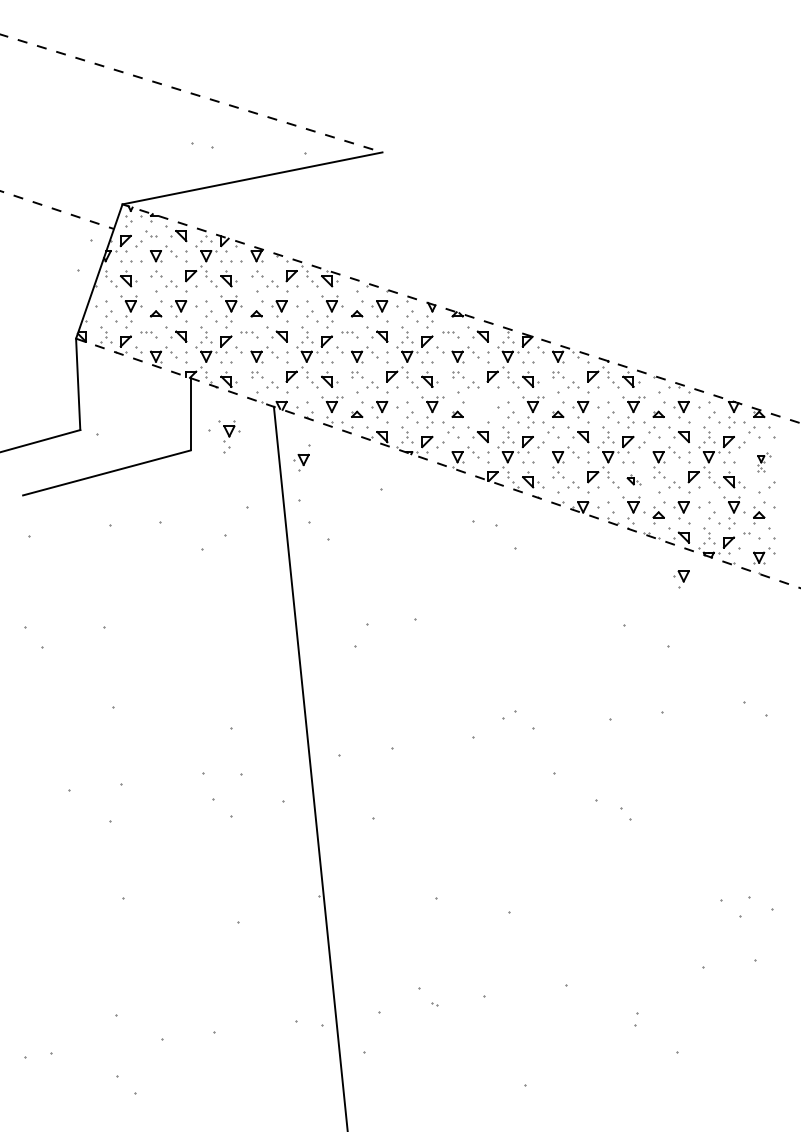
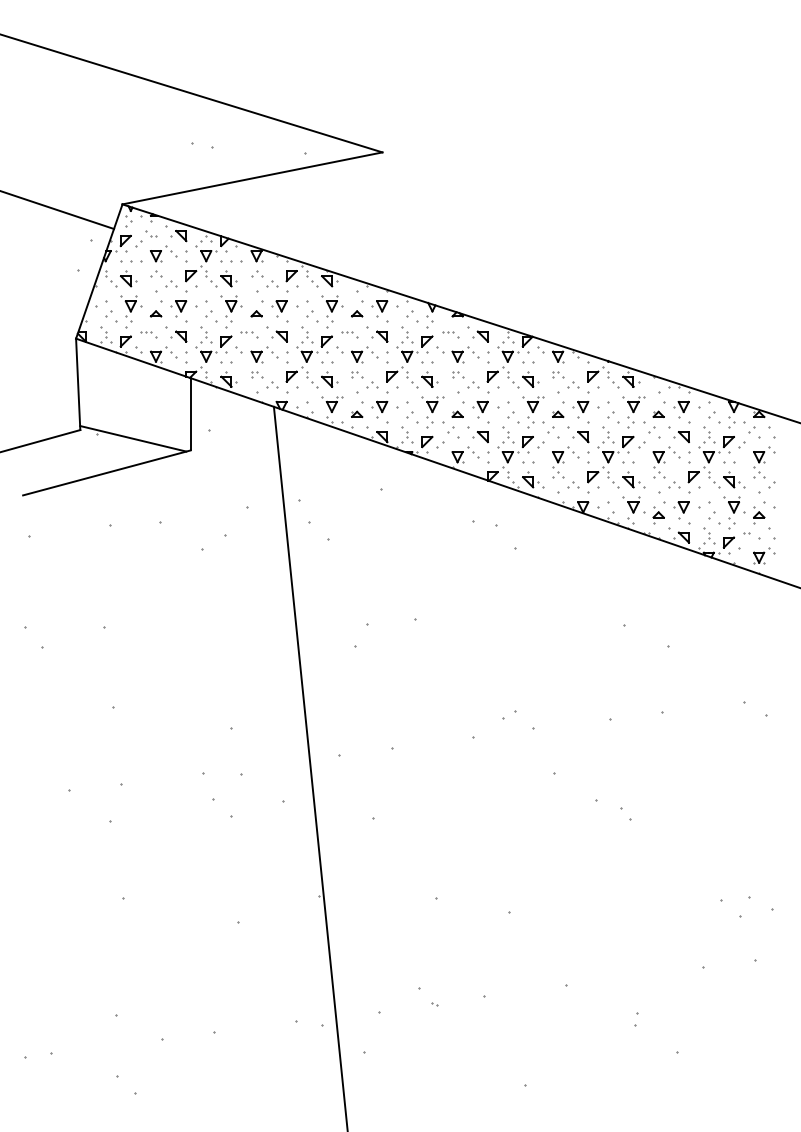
line: dashed -> solid (191, 93)
line: dashed -> solid (57, 210)
line: dashed -> solid (461, 313)
part: present -> none (229, 436)
line: none -> present (133, 438)
part position: (301, 457) -> (480, 404) (480, 404)
part size: 15x21 px -> 23x33 px (764, 462)
line: dashed -> solid (438, 463)
part size: 16x12 px -> 24x18 px (633, 479)
part: present -> none (681, 579)
